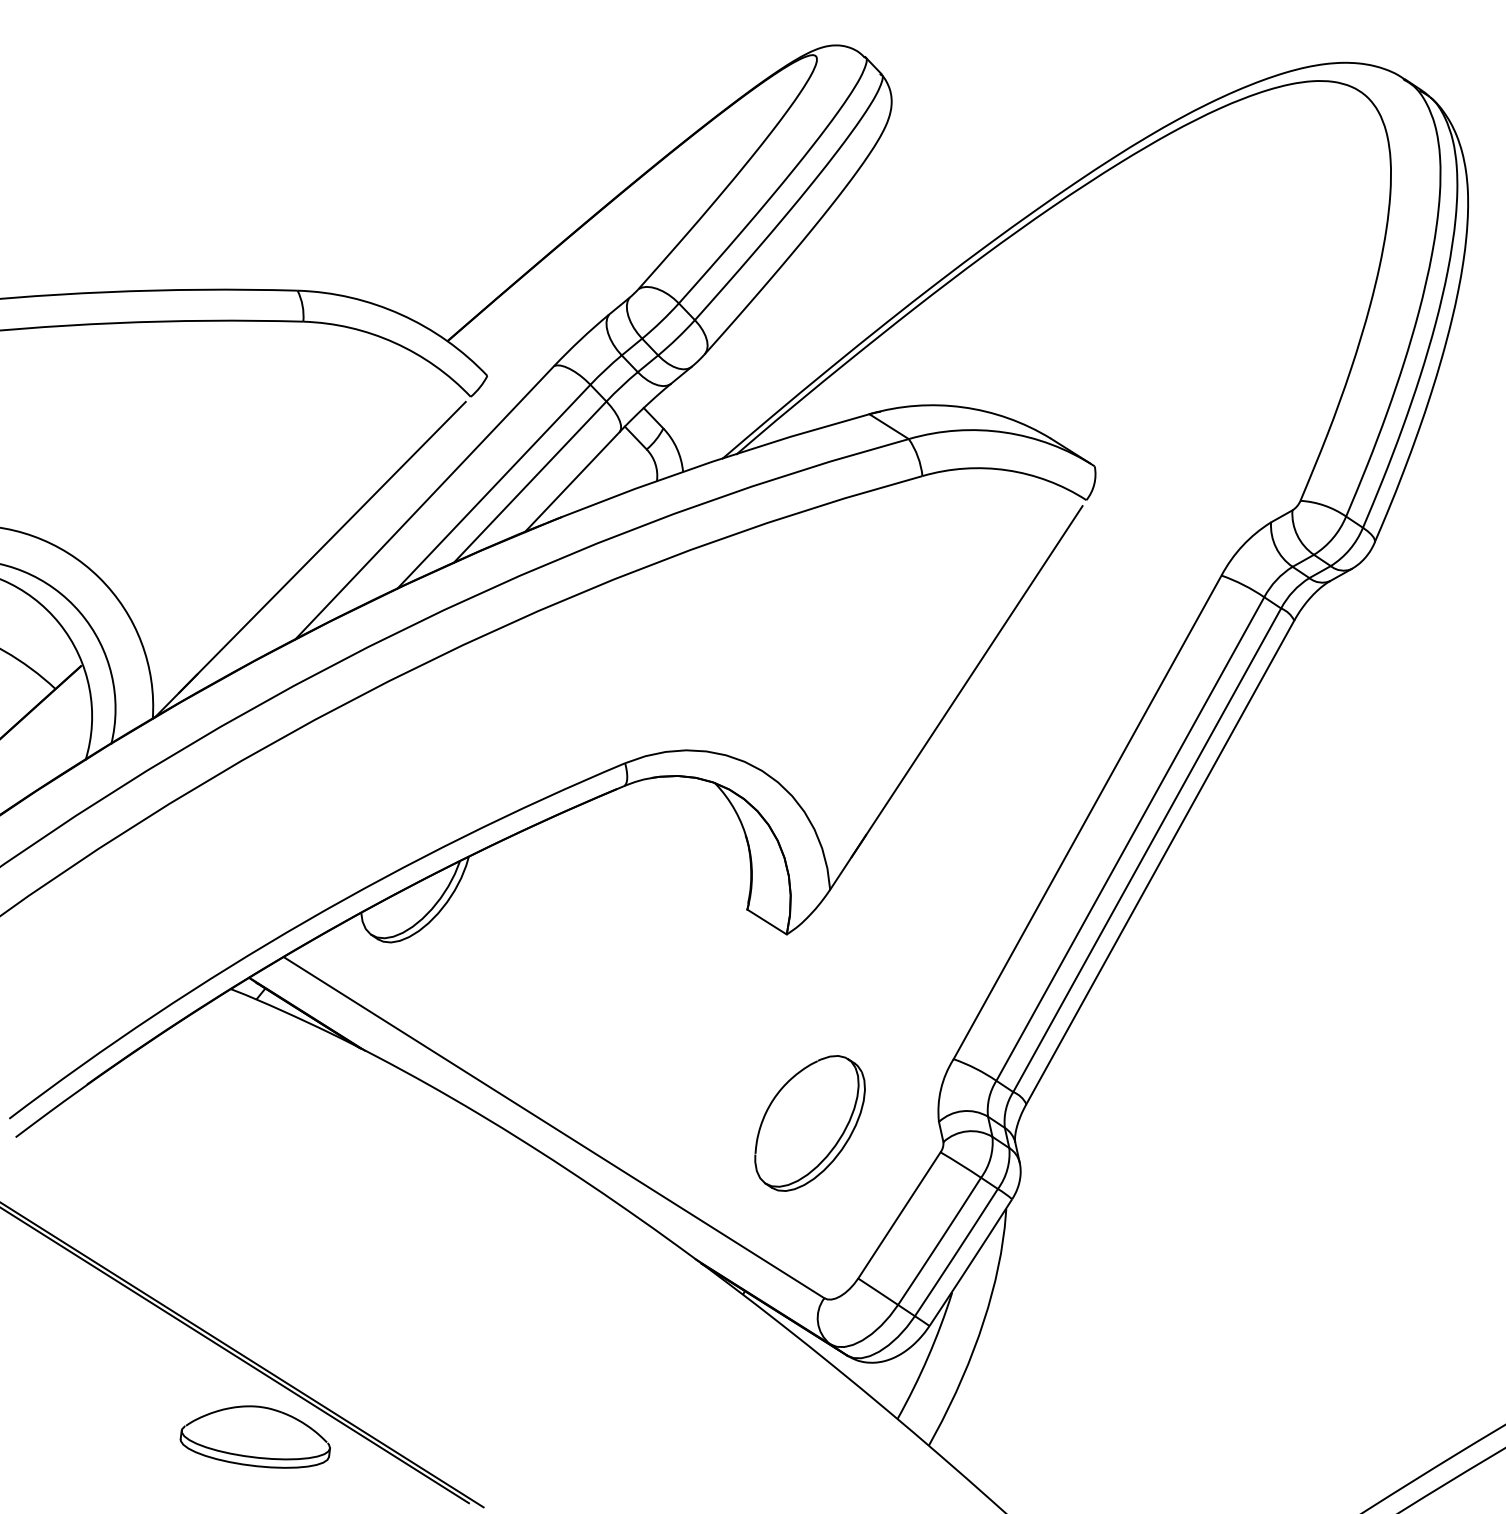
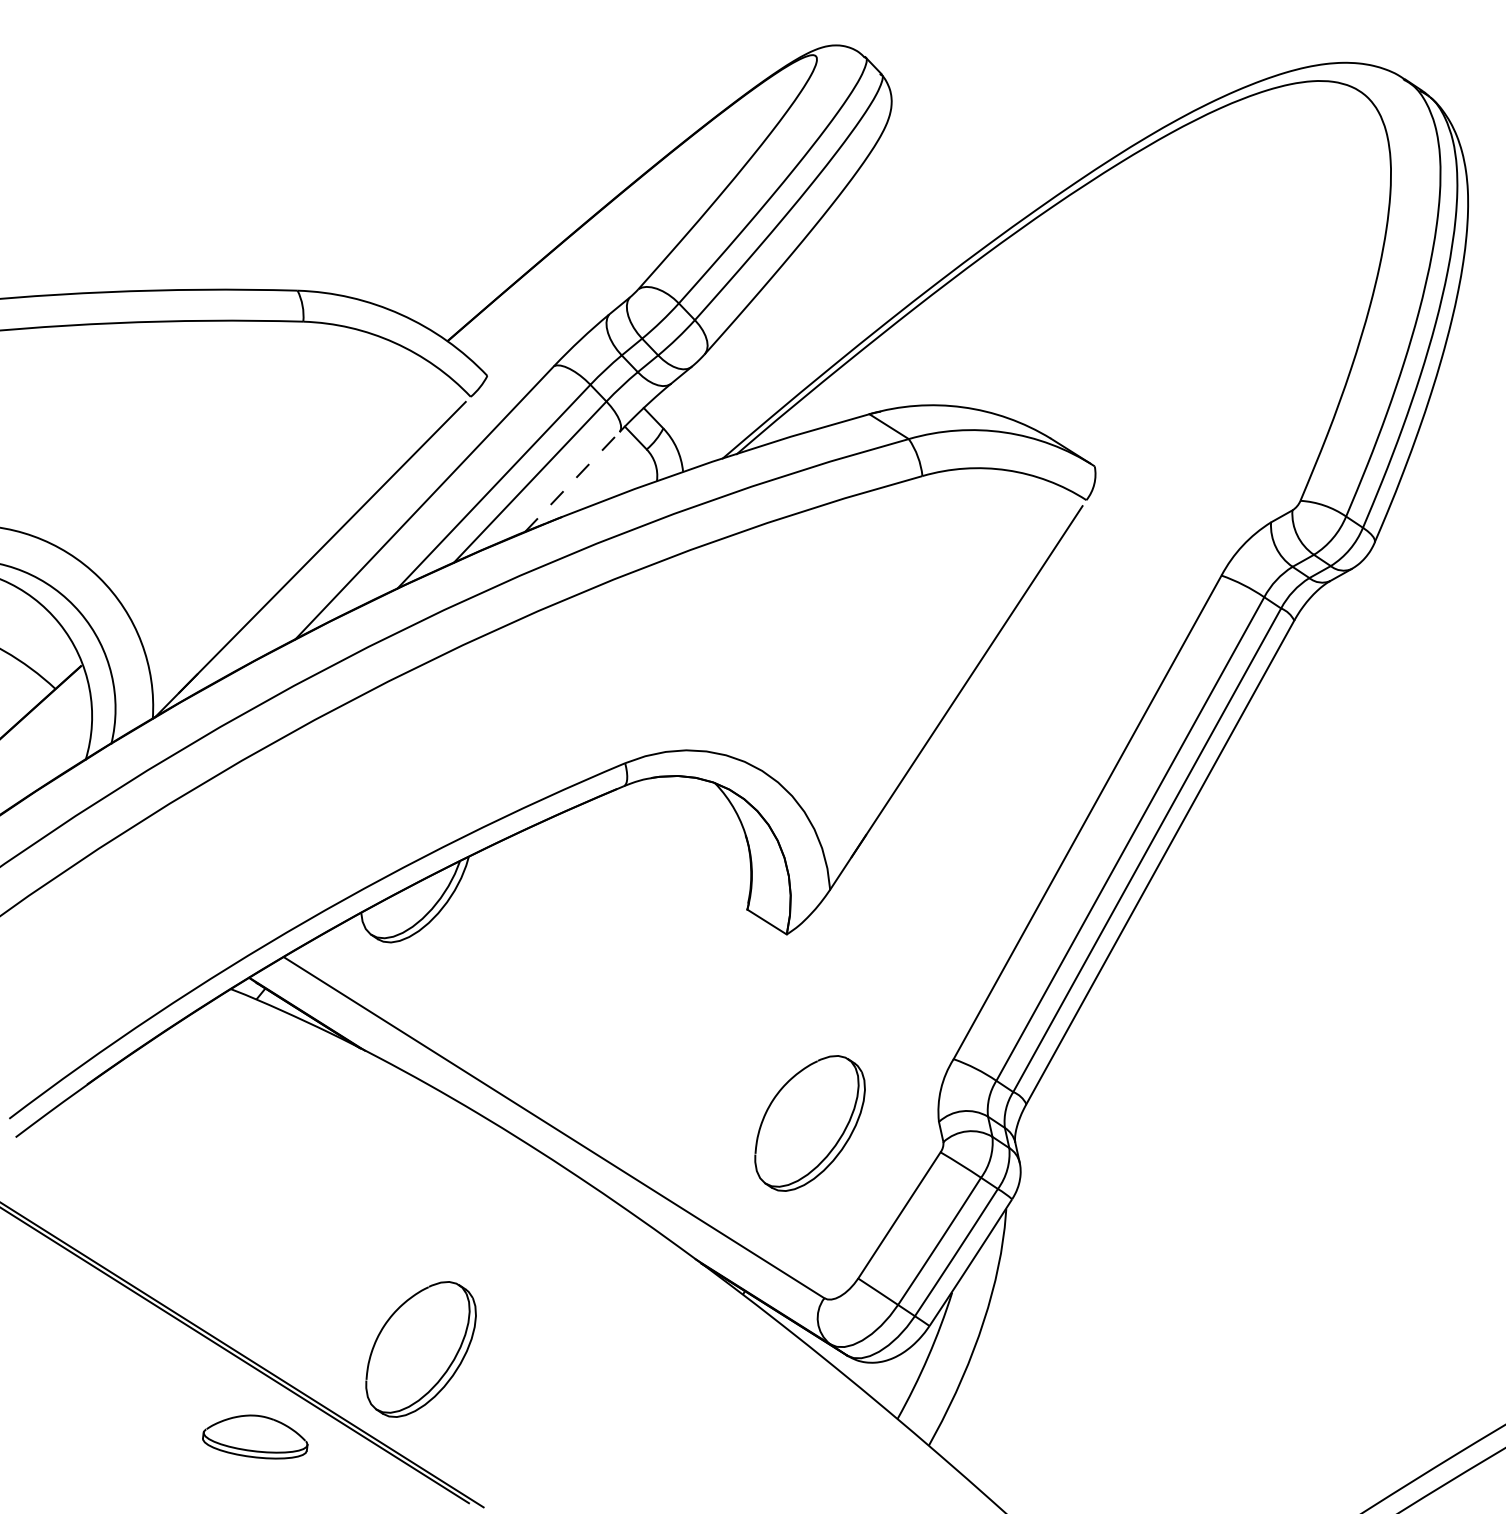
line: solid -> dashed (572, 482)
part: none -> present (420, 1349)
part size: 152x64 px -> 107x46 px (255, 1436)
